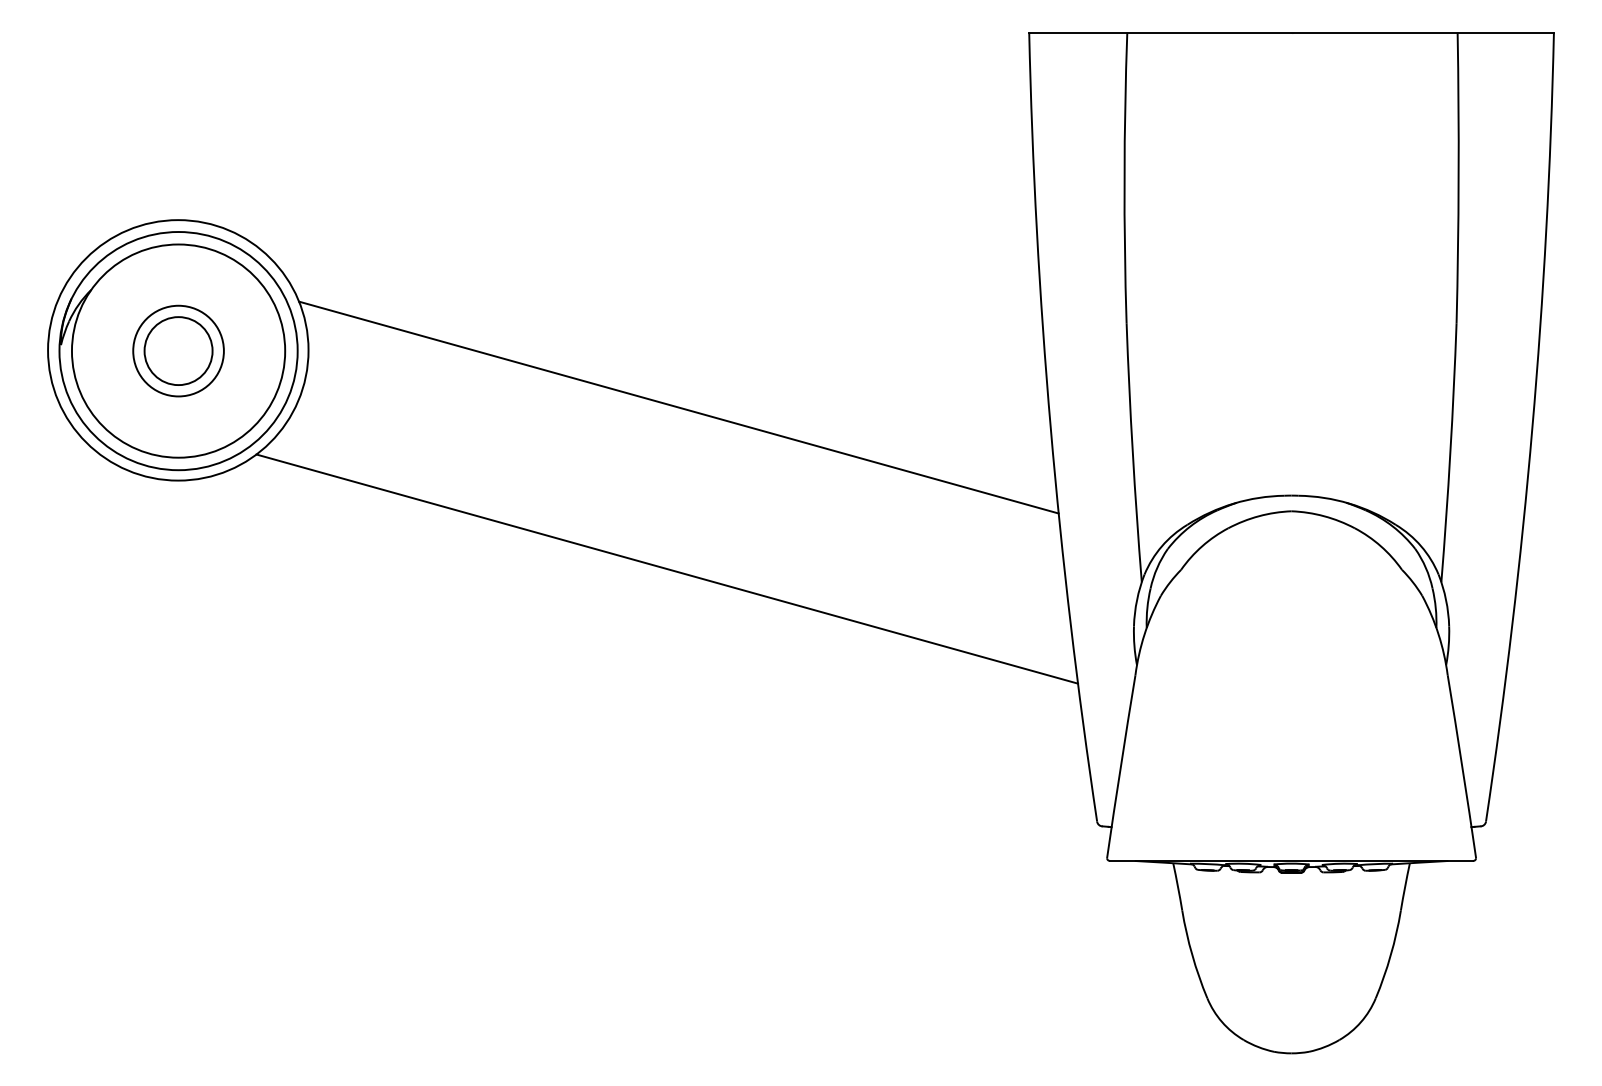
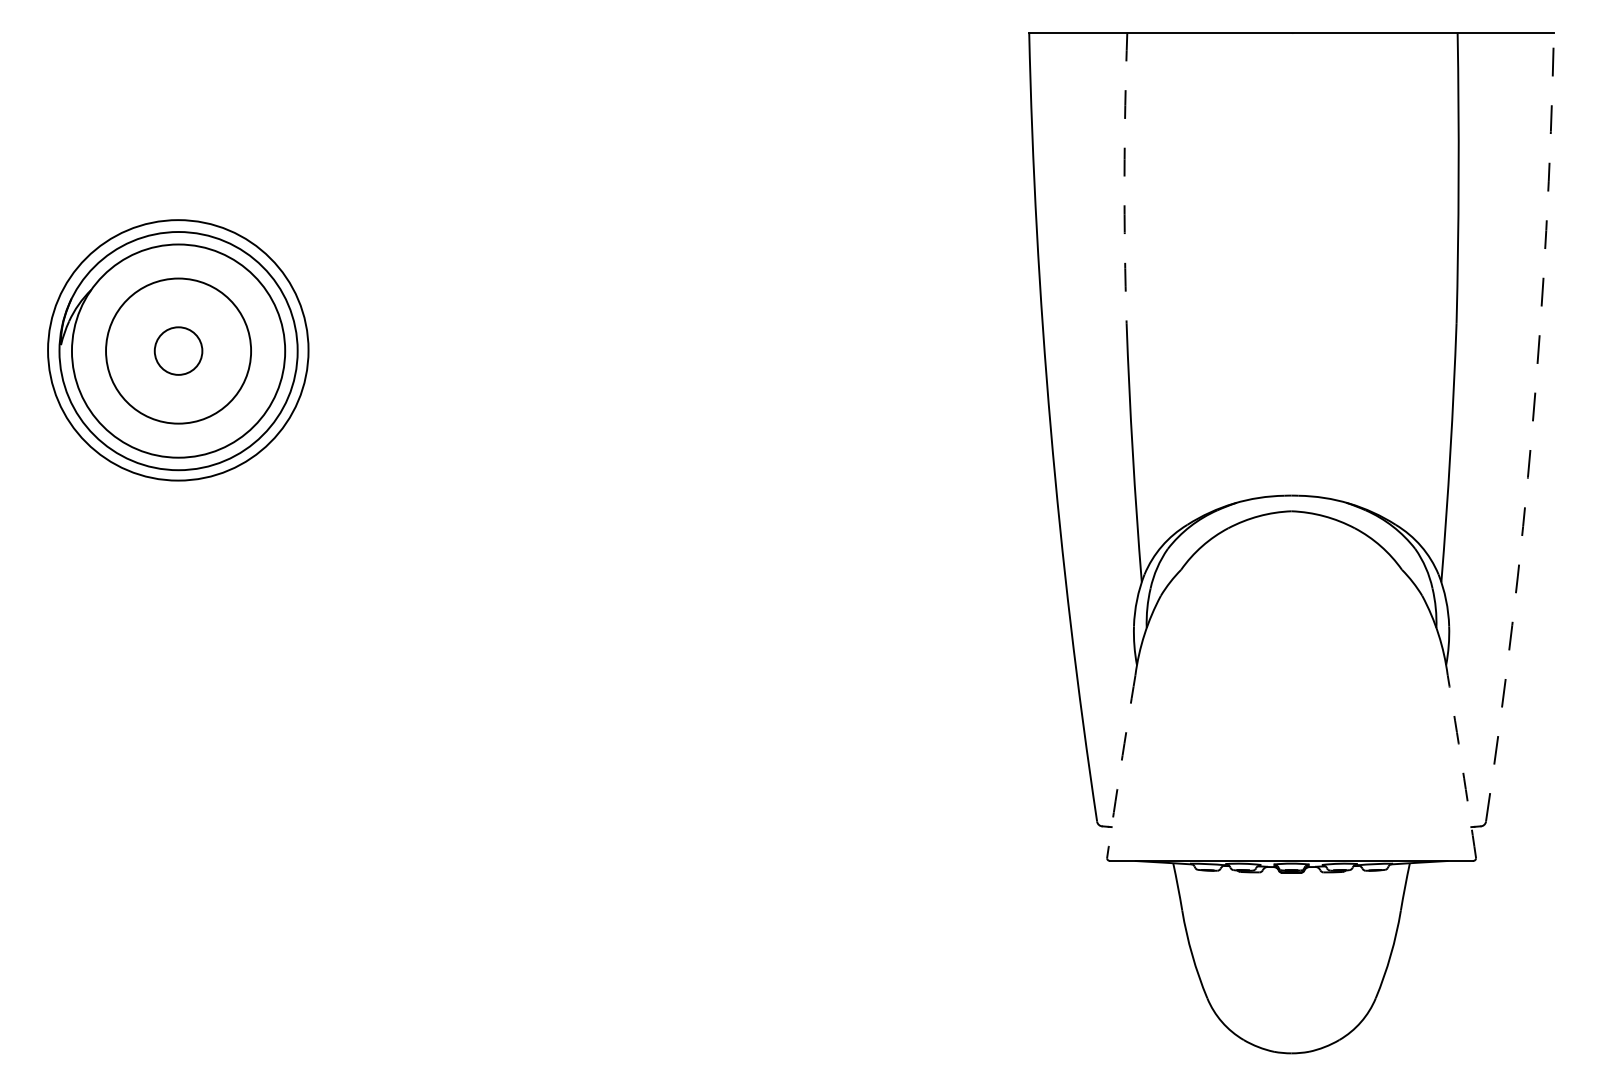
arc: solid -> dashed (1124, 177)
circle diameter: 91 px -> 145 px (178, 350)
circle diameter: 68 px -> 48 px (178, 350)
line: present -> none (678, 407)
arc: solid -> dashed (1532, 428)
line: present -> none (667, 568)
arc: solid -> dashed (1120, 766)
arc: solid -> dashed (1462, 766)
